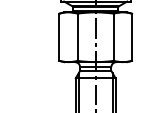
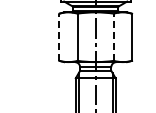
line: solid -> dashed (59, 37)
line: solid -> dashed (113, 37)
